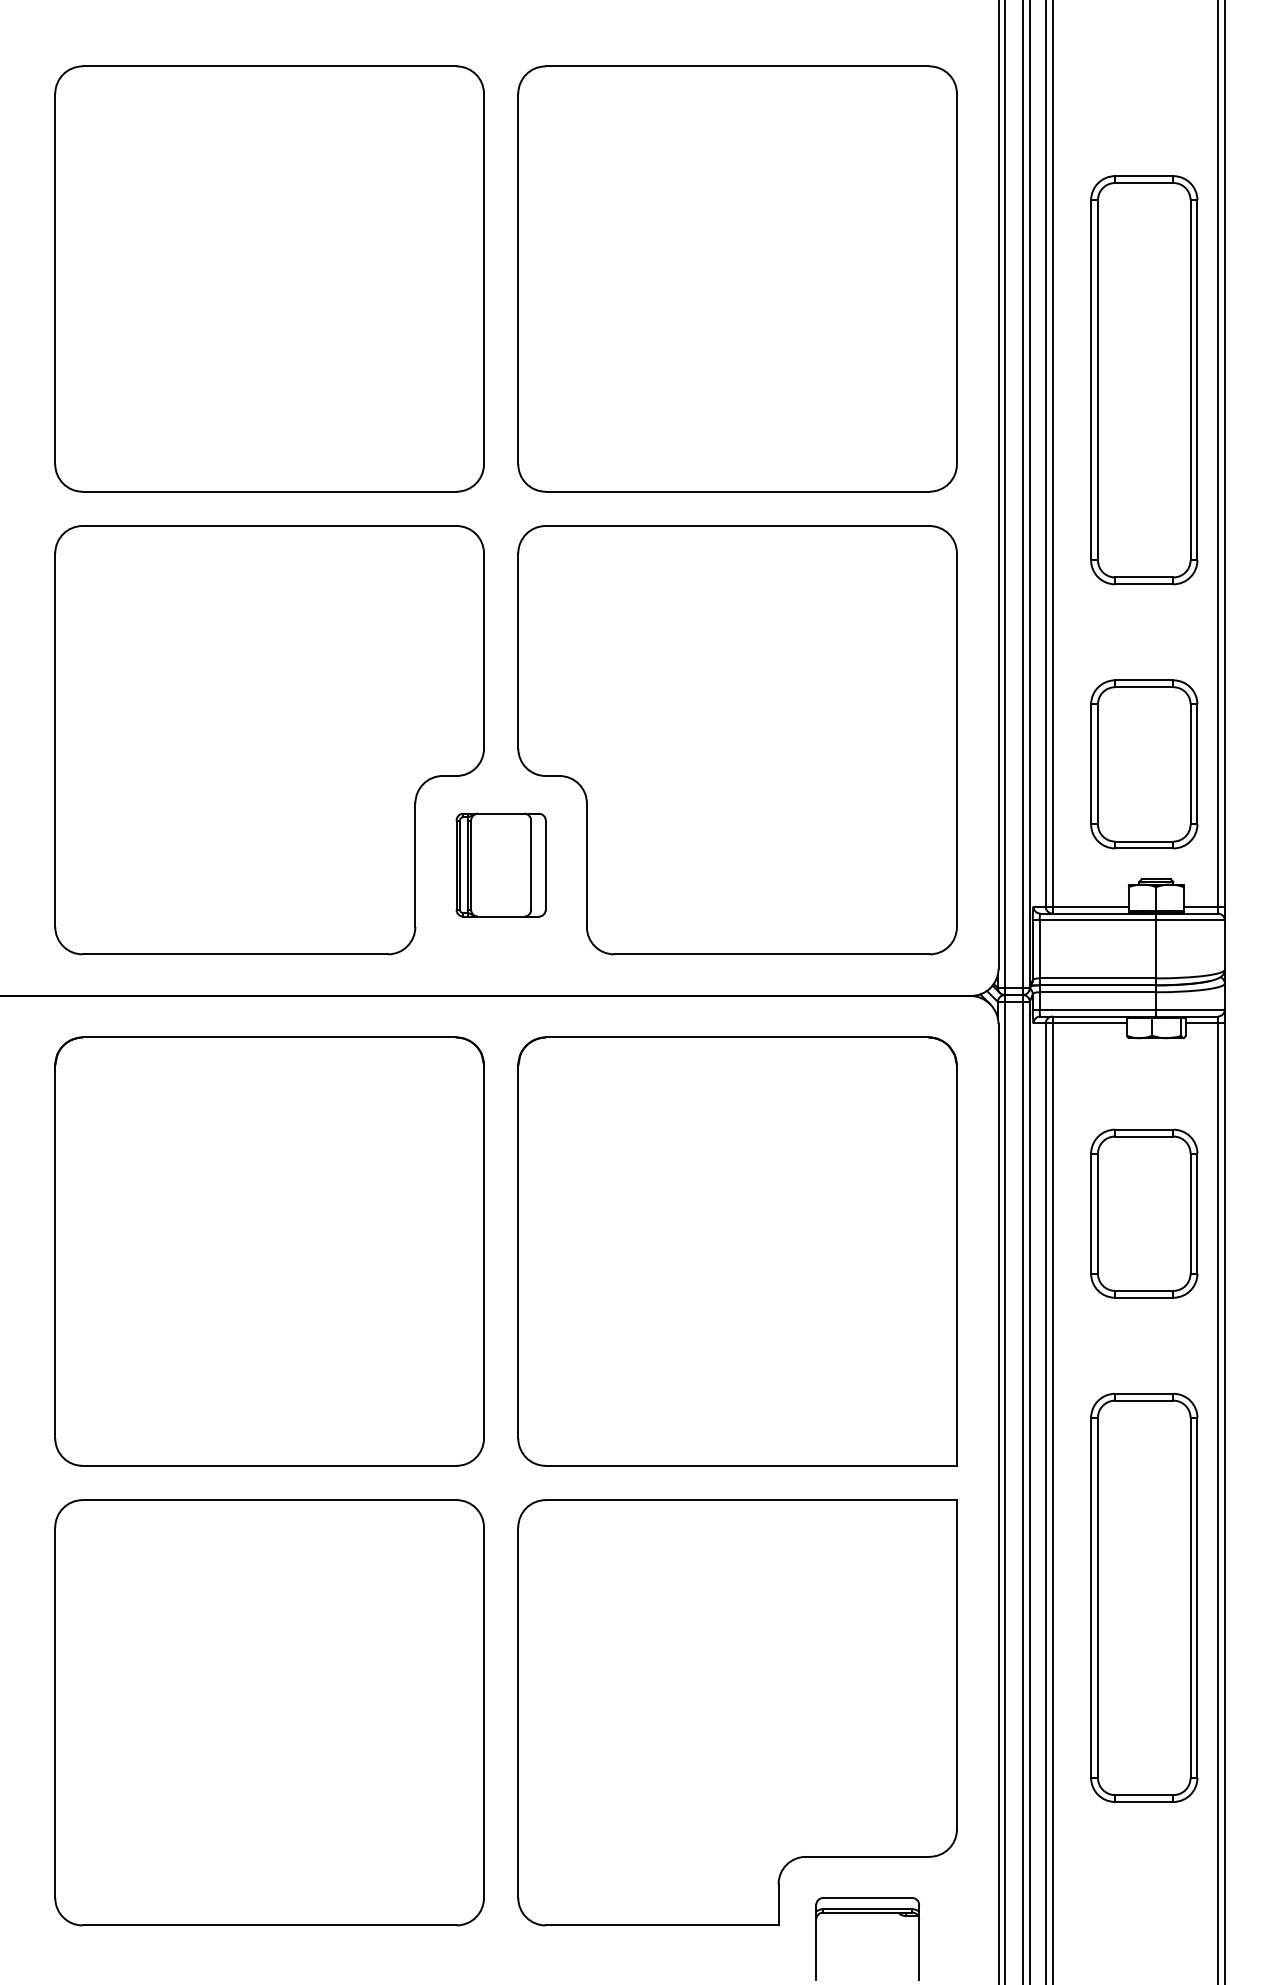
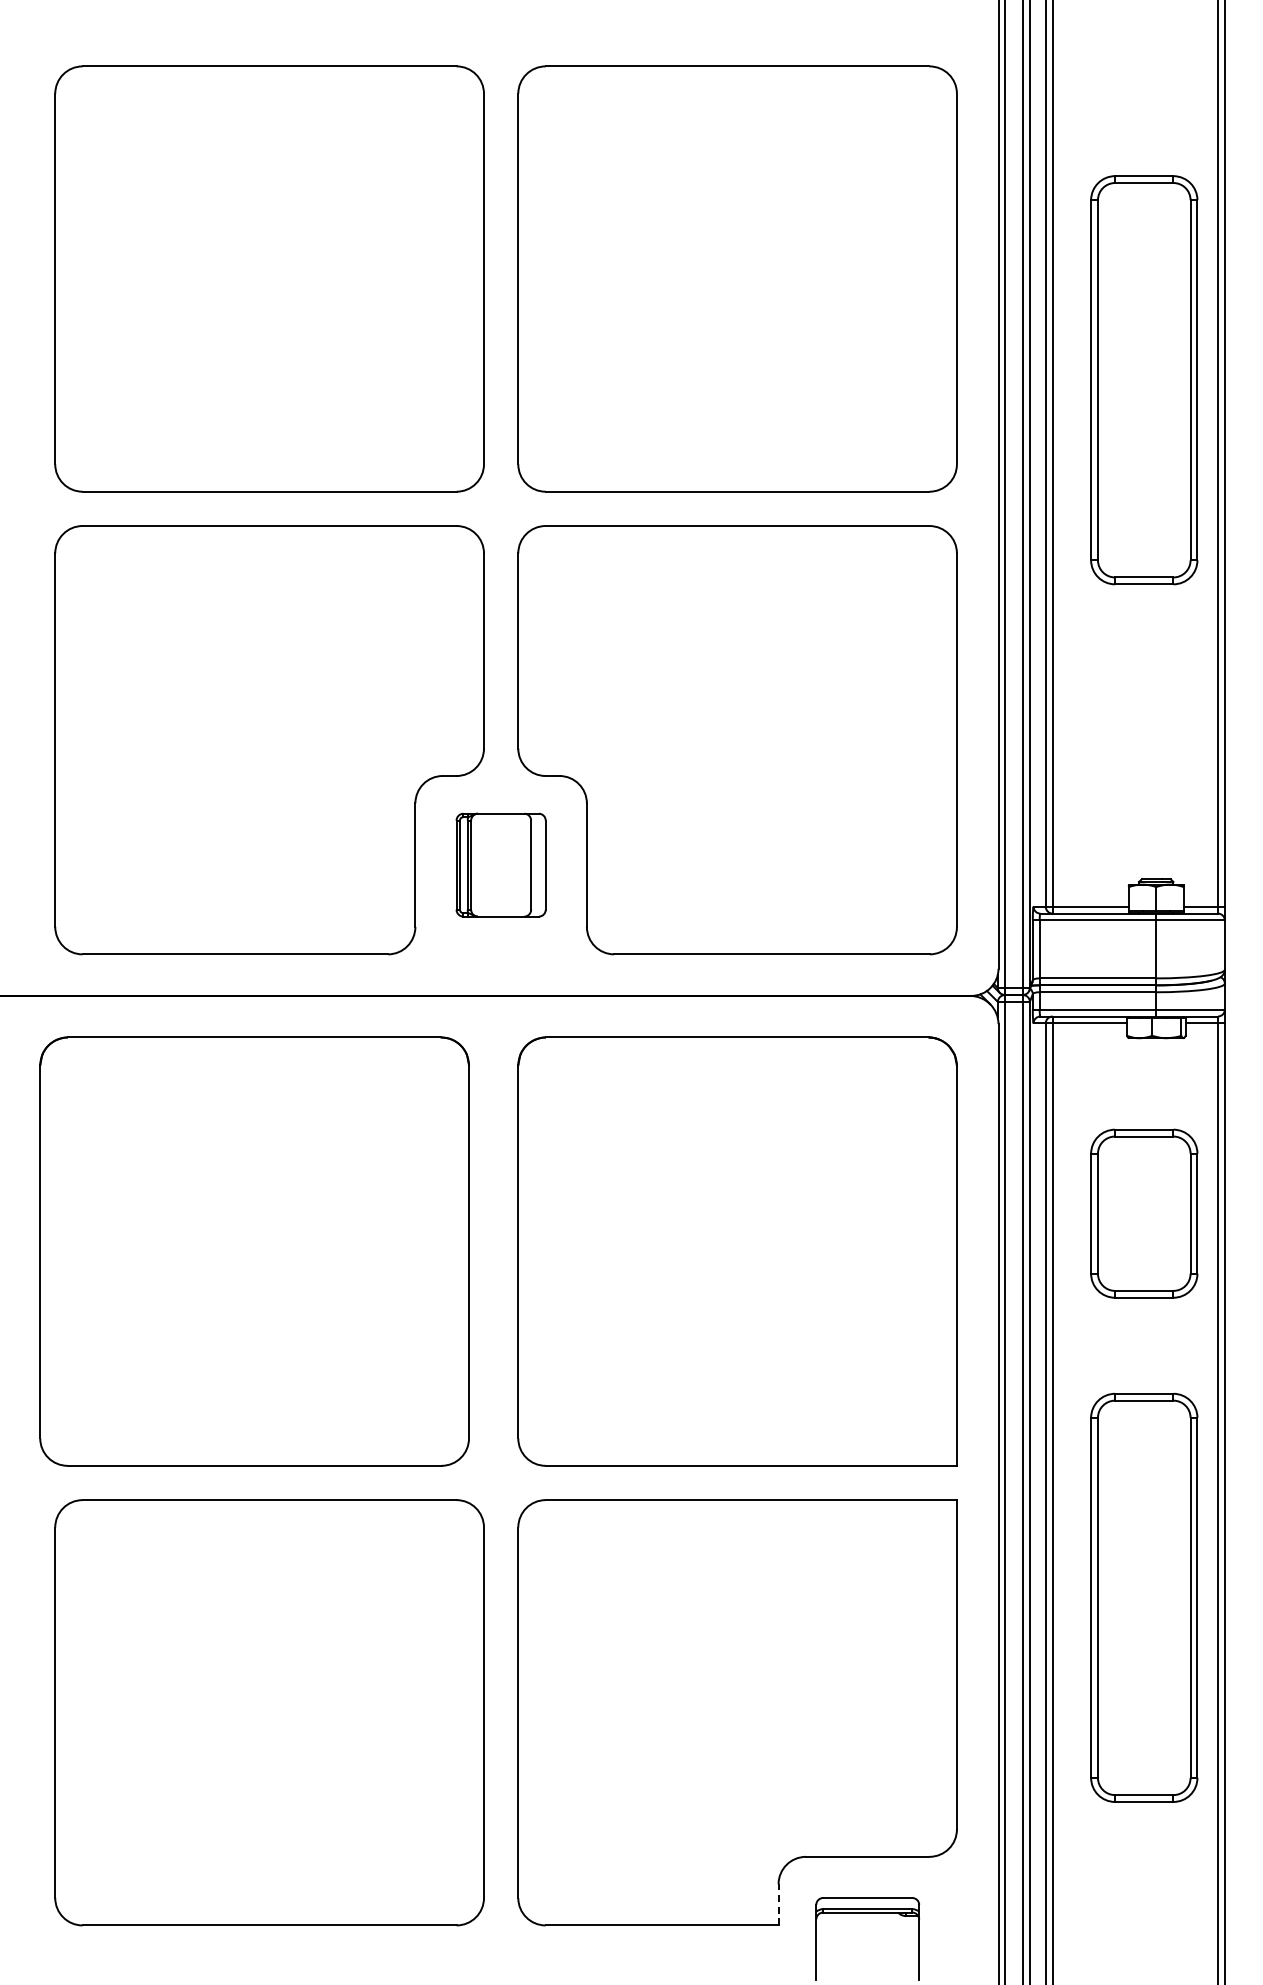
part: present -> none (1144, 764)
part position: (269, 1251) -> (254, 1251) (254, 1251)
line: solid -> dashed (778, 1904)
